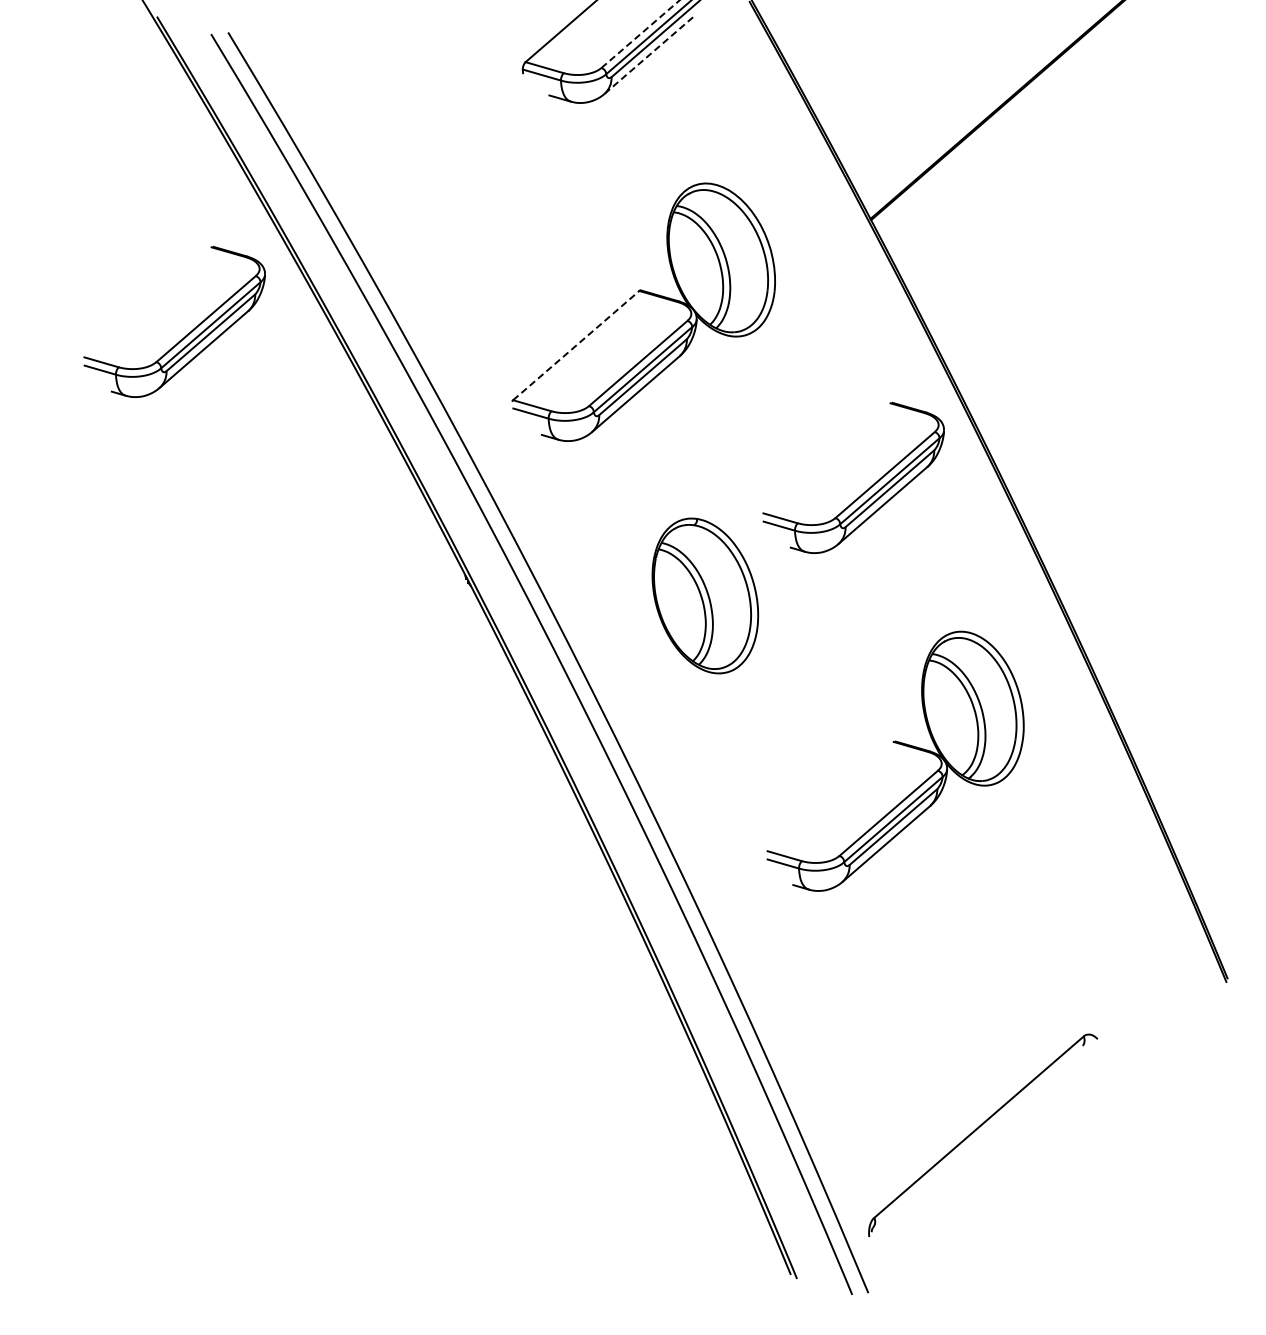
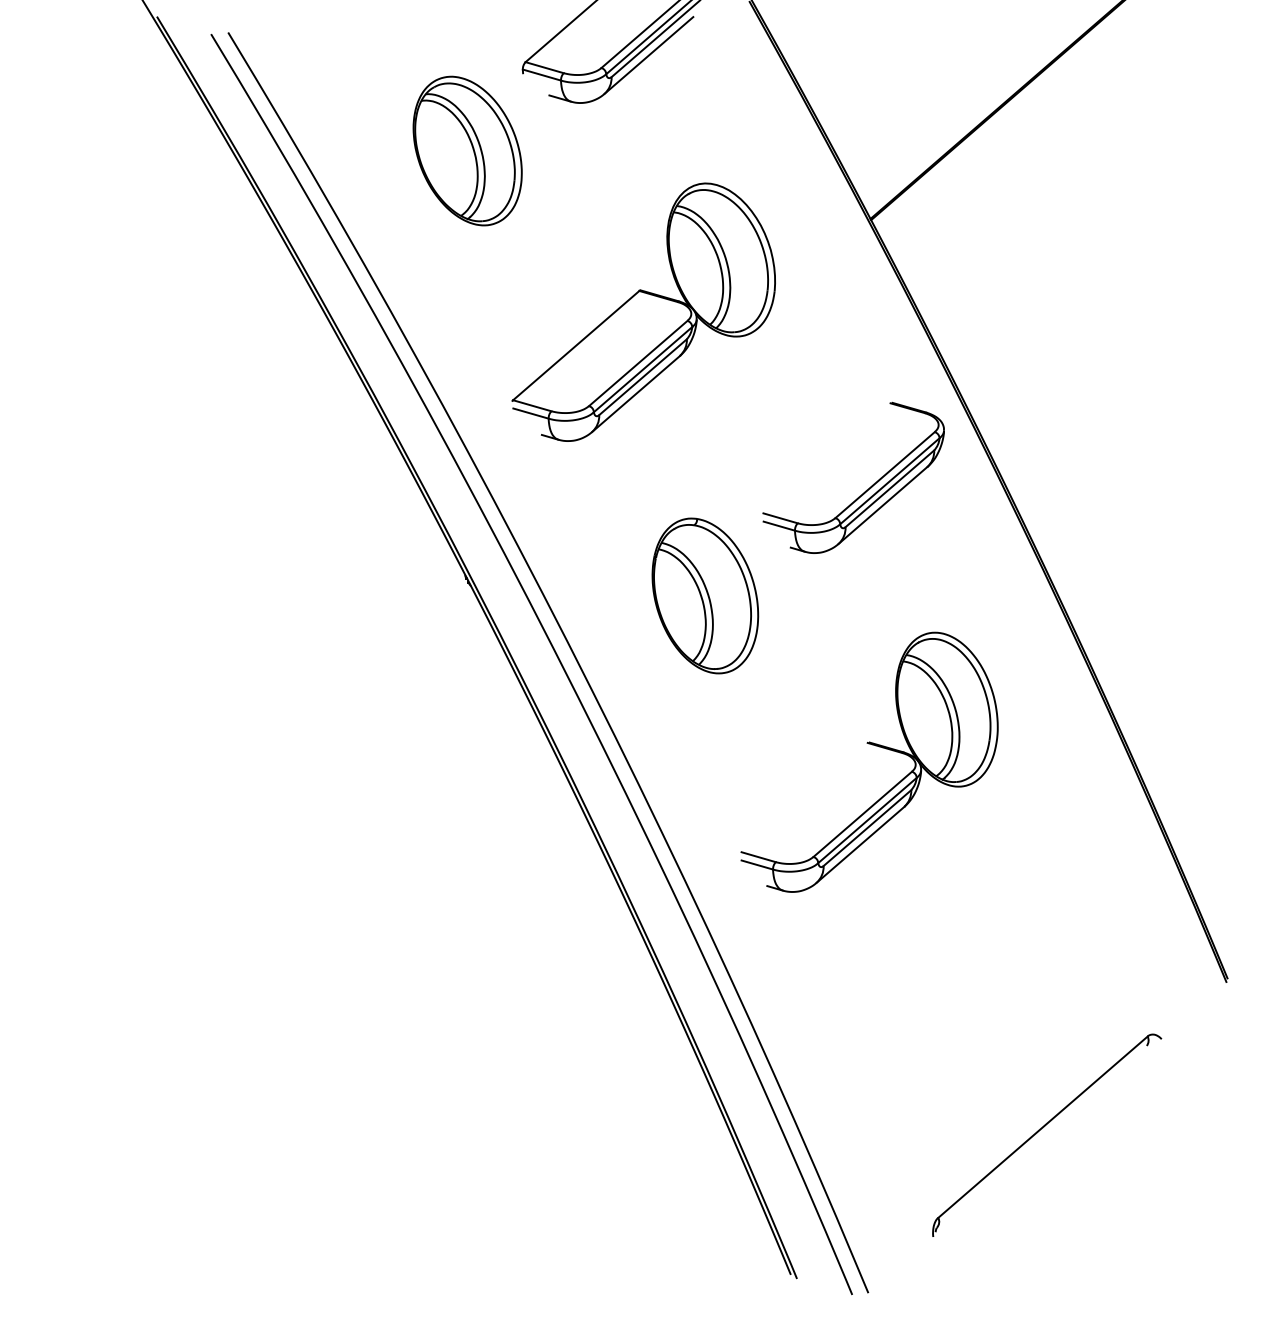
line: dashed -> solid (640, 34)
line: dashed -> solid (648, 55)
part: none -> present (467, 150)
part: present -> none (187, 333)
line: dashed -> solid (576, 345)
part position: (901, 745) -> (875, 746) (875, 746)
part position: (979, 1128) -> (1043, 1128) (1043, 1128)
